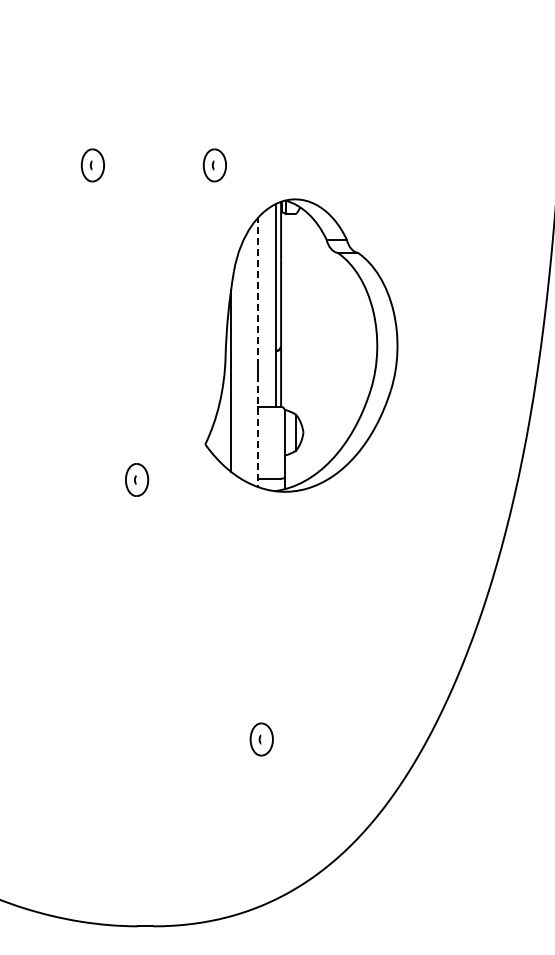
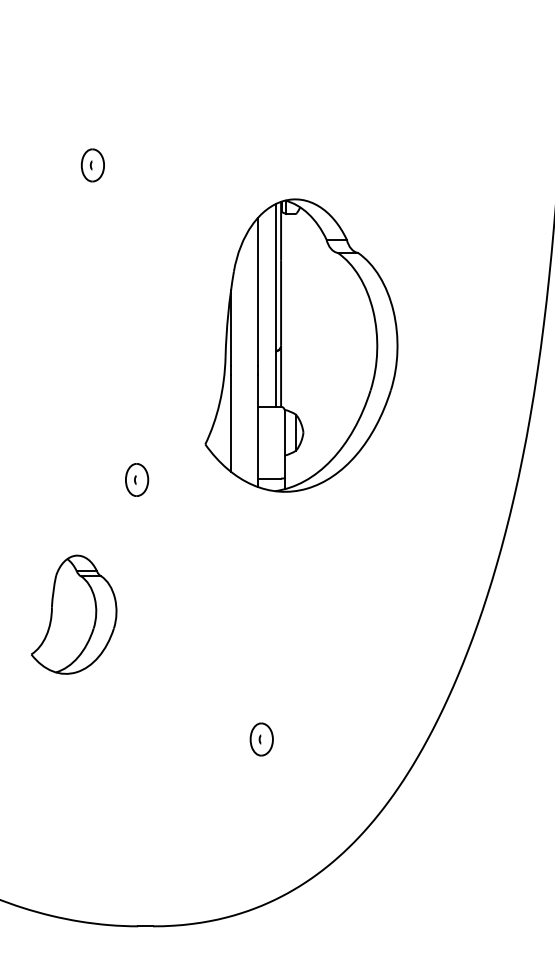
part: present -> none (214, 165)
line: dashed -> solid (257, 291)
line: dashed -> solid (257, 431)
part: none -> present (74, 614)
